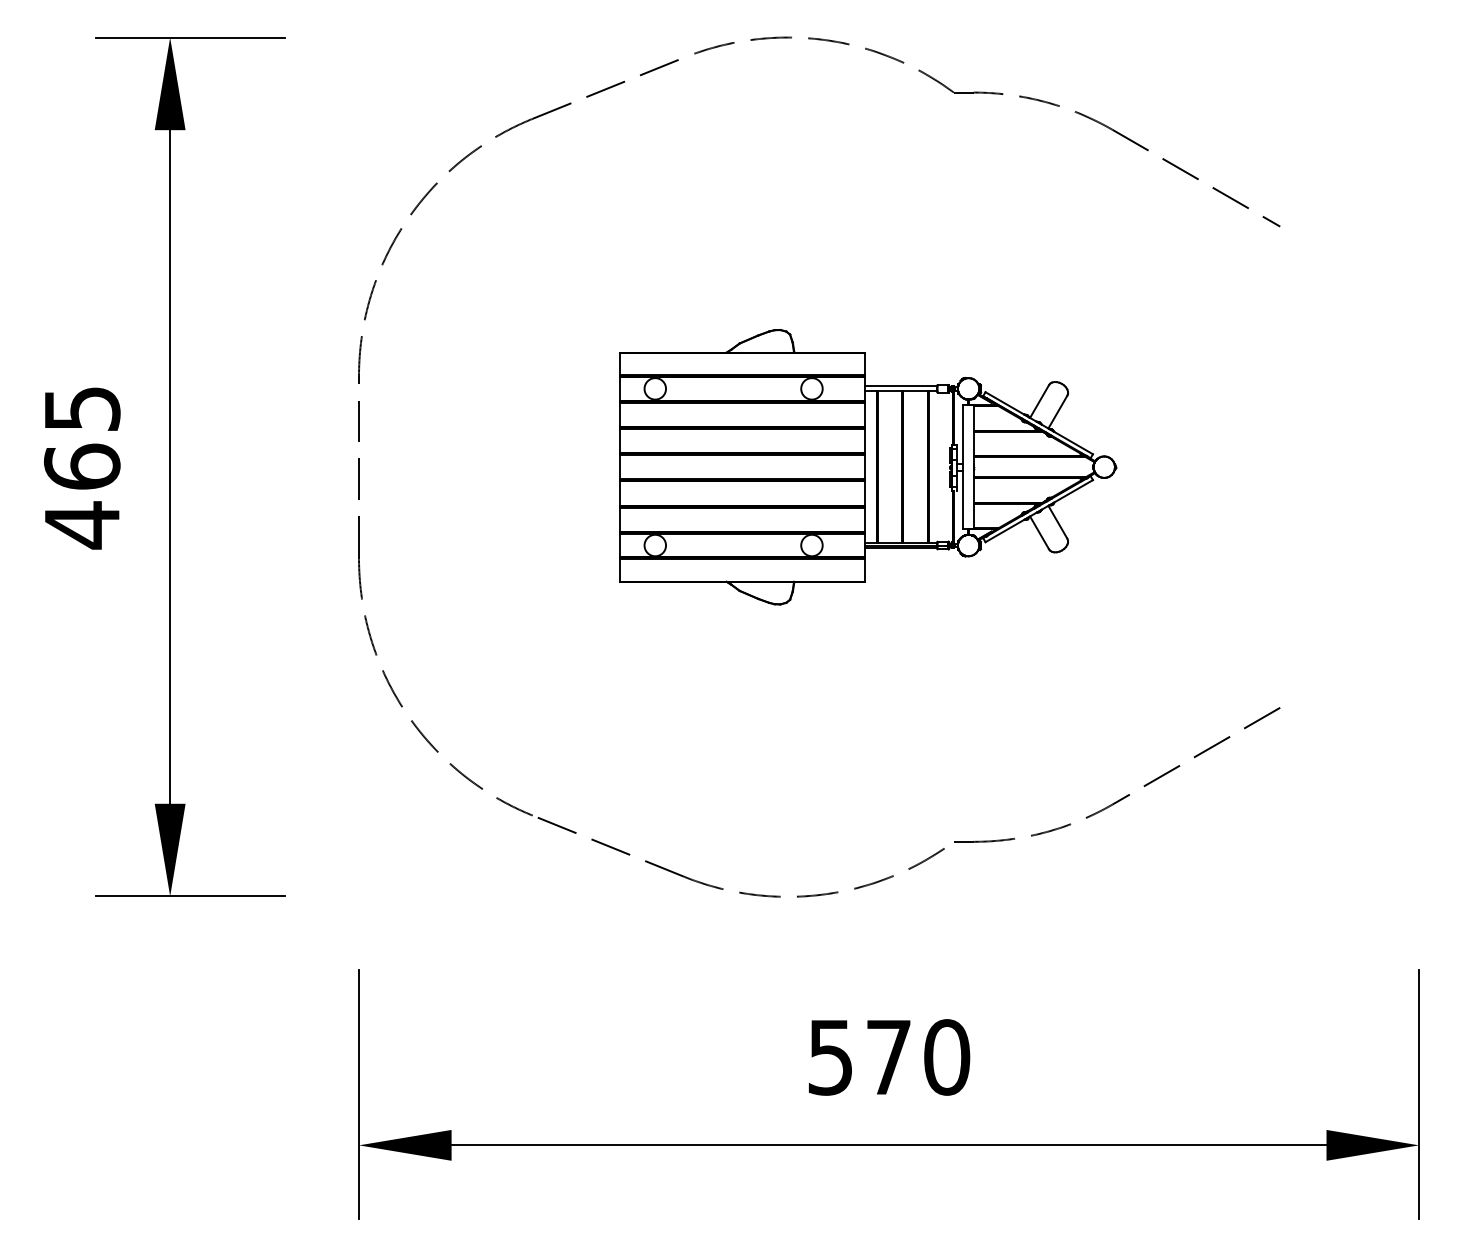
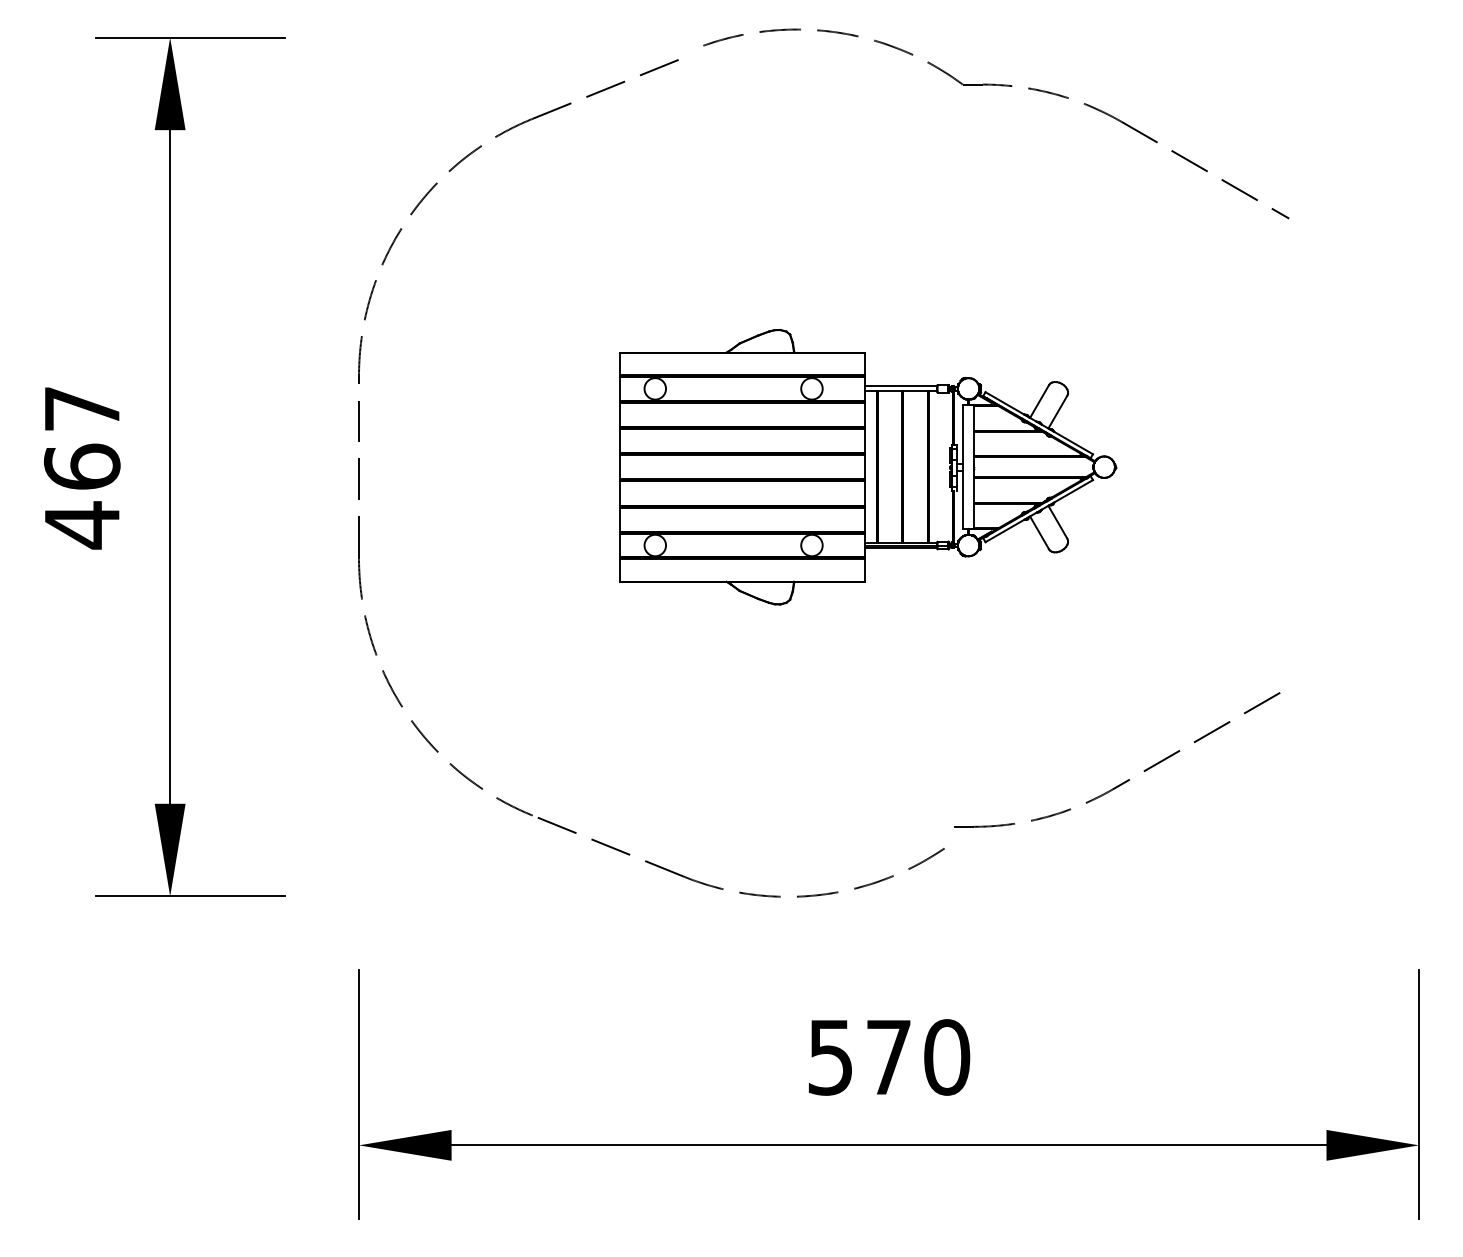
part position: (991, 94) -> (1000, 86) (1000, 86)
text: 465 -> 467 (82, 408)
part position: (1127, 794) -> (1127, 779) (1127, 779)
